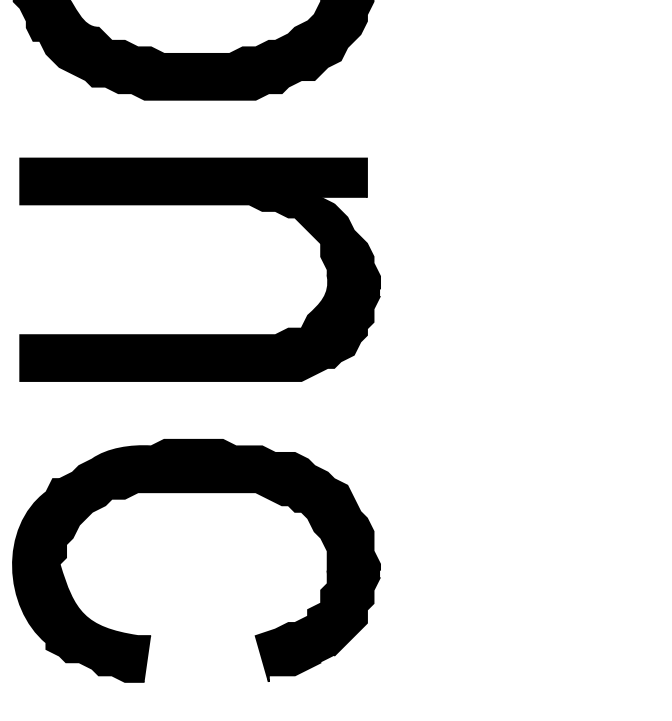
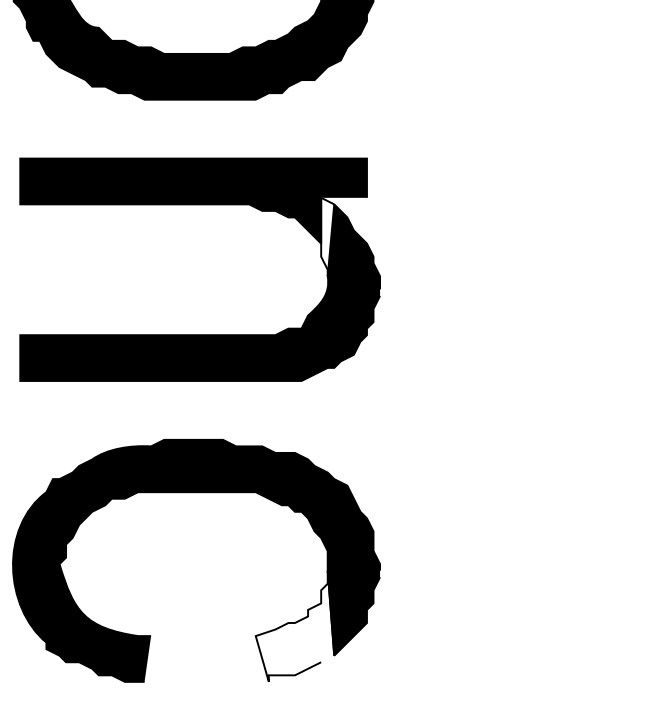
fill: present -> none (327, 236)
fill: present -> none (294, 625)
